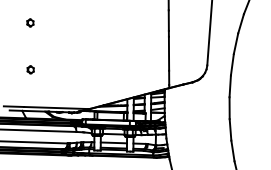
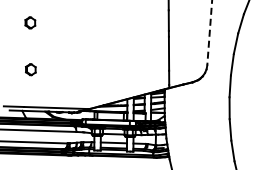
part size: 9x10 px -> 13x14 px (30, 22)
line: solid -> dashed (209, 33)
part size: 9x10 px -> 12x14 px (30, 69)
